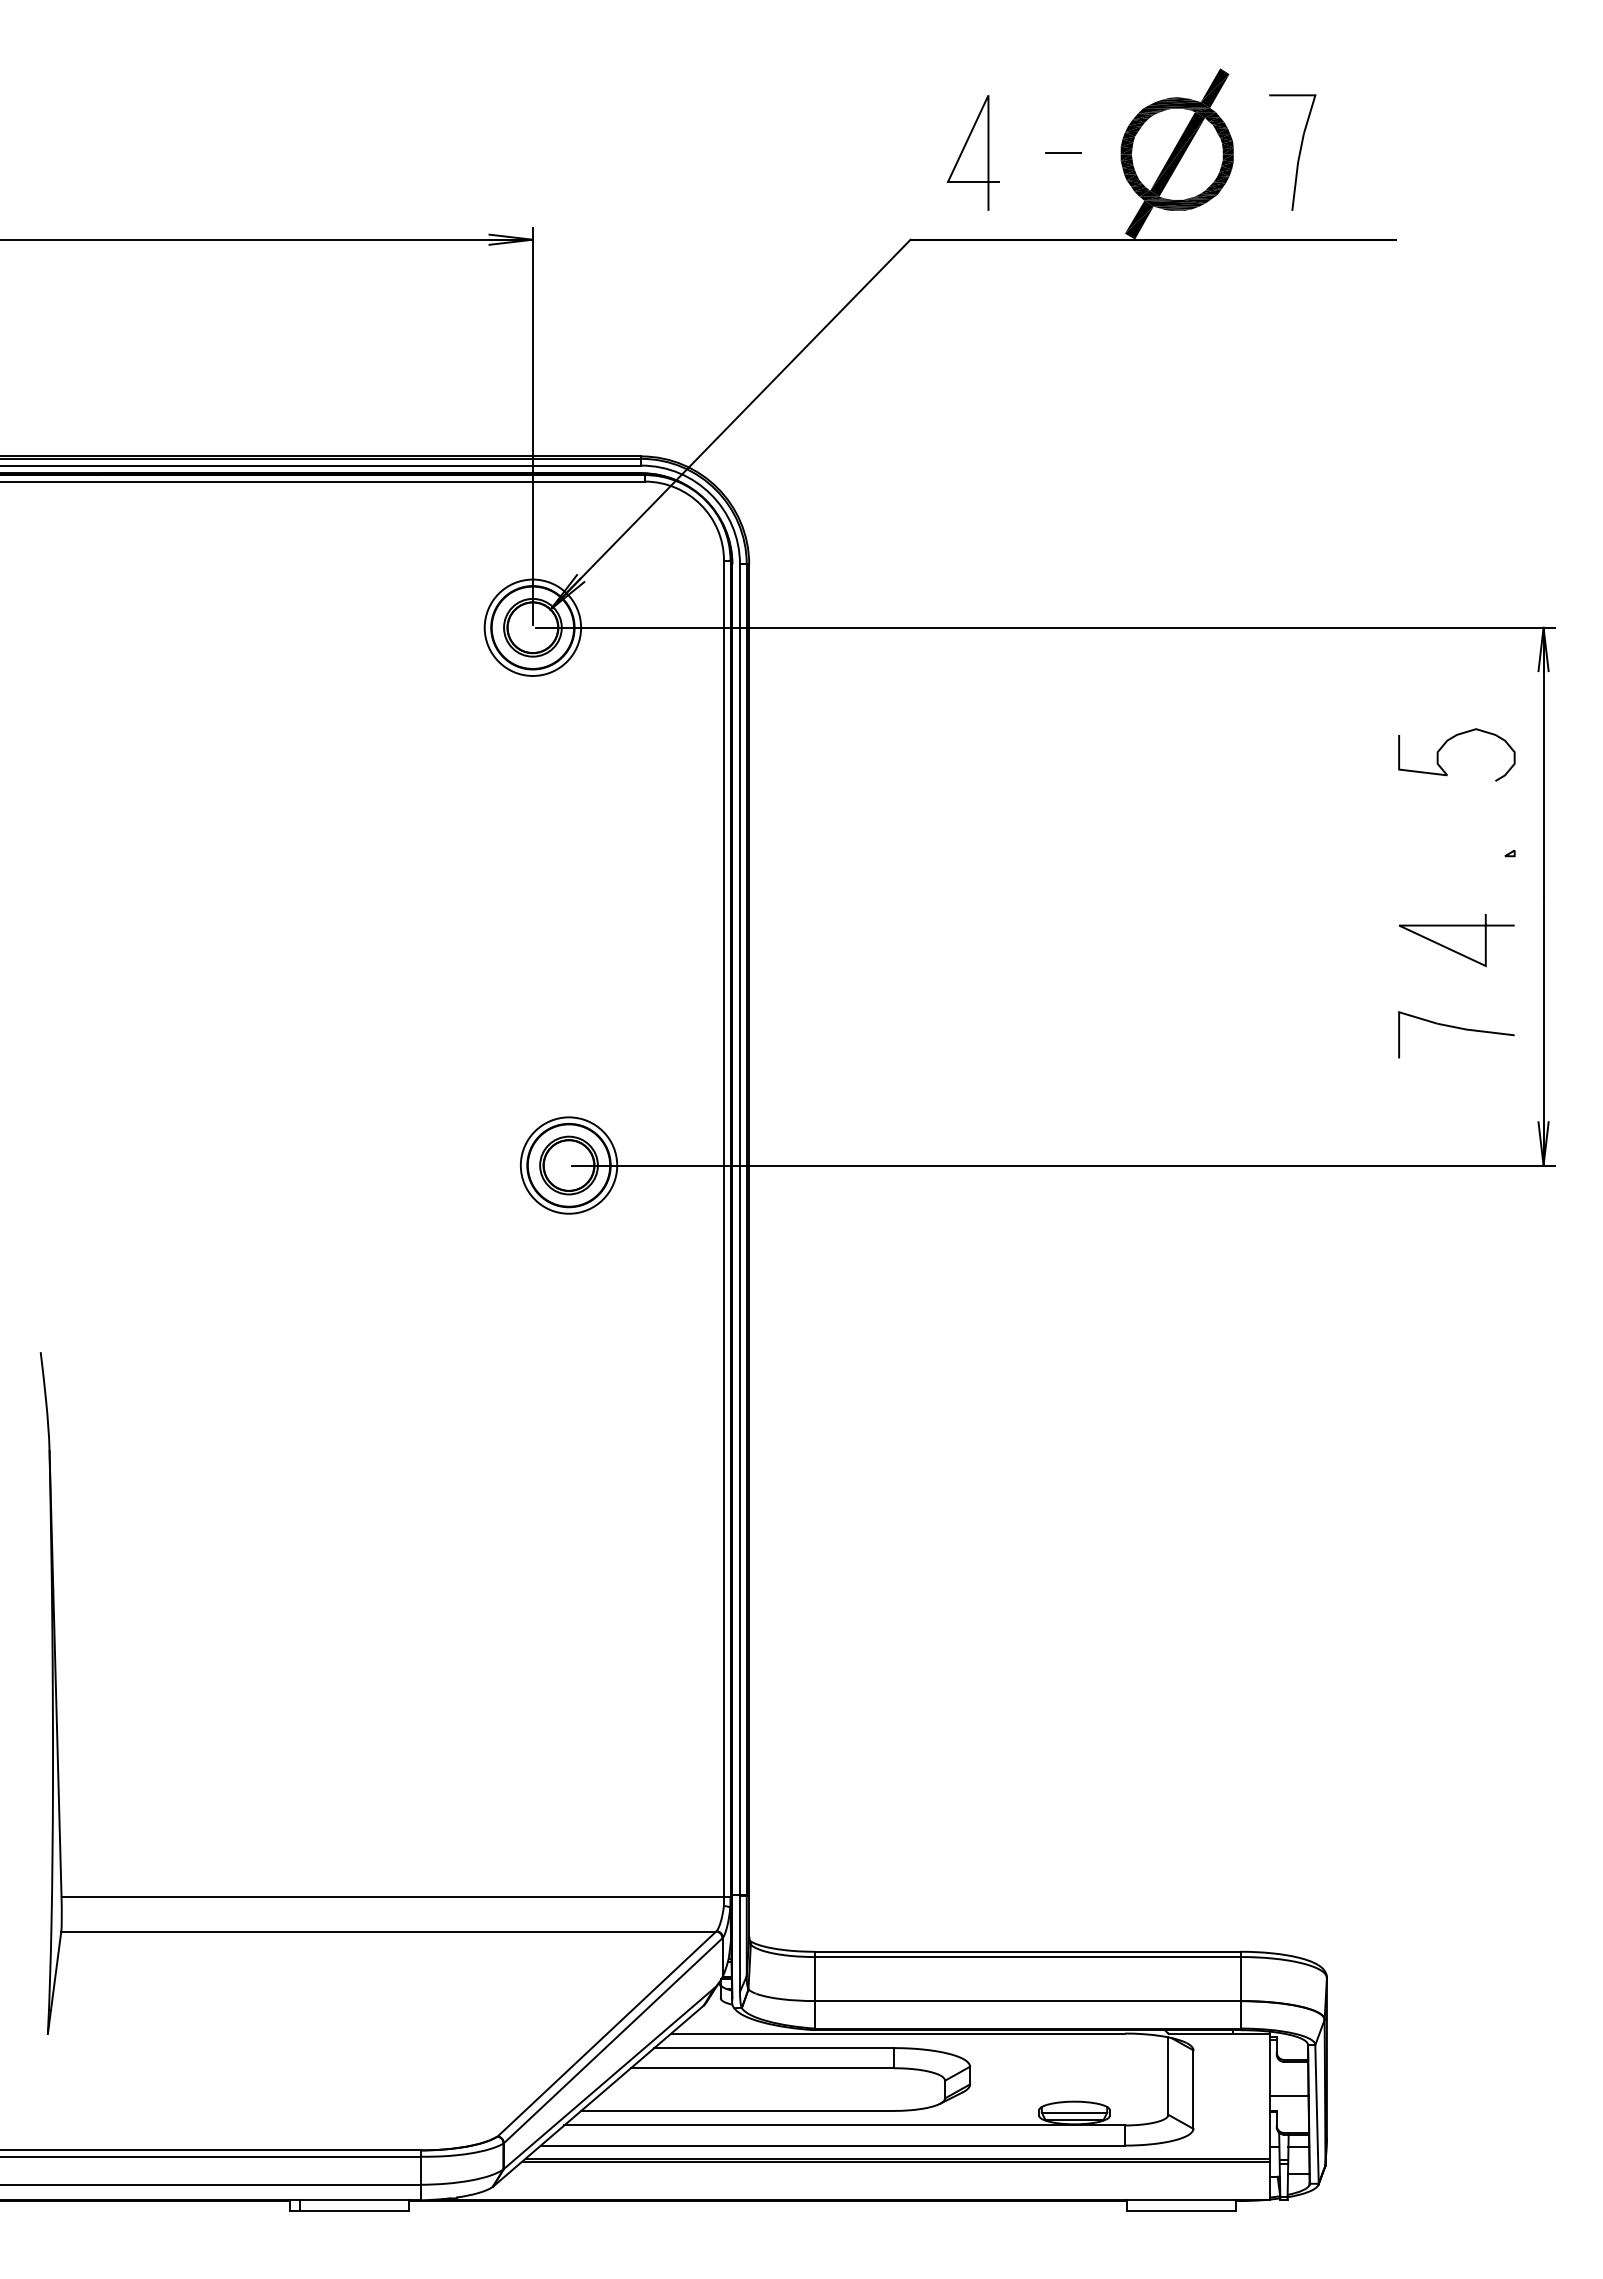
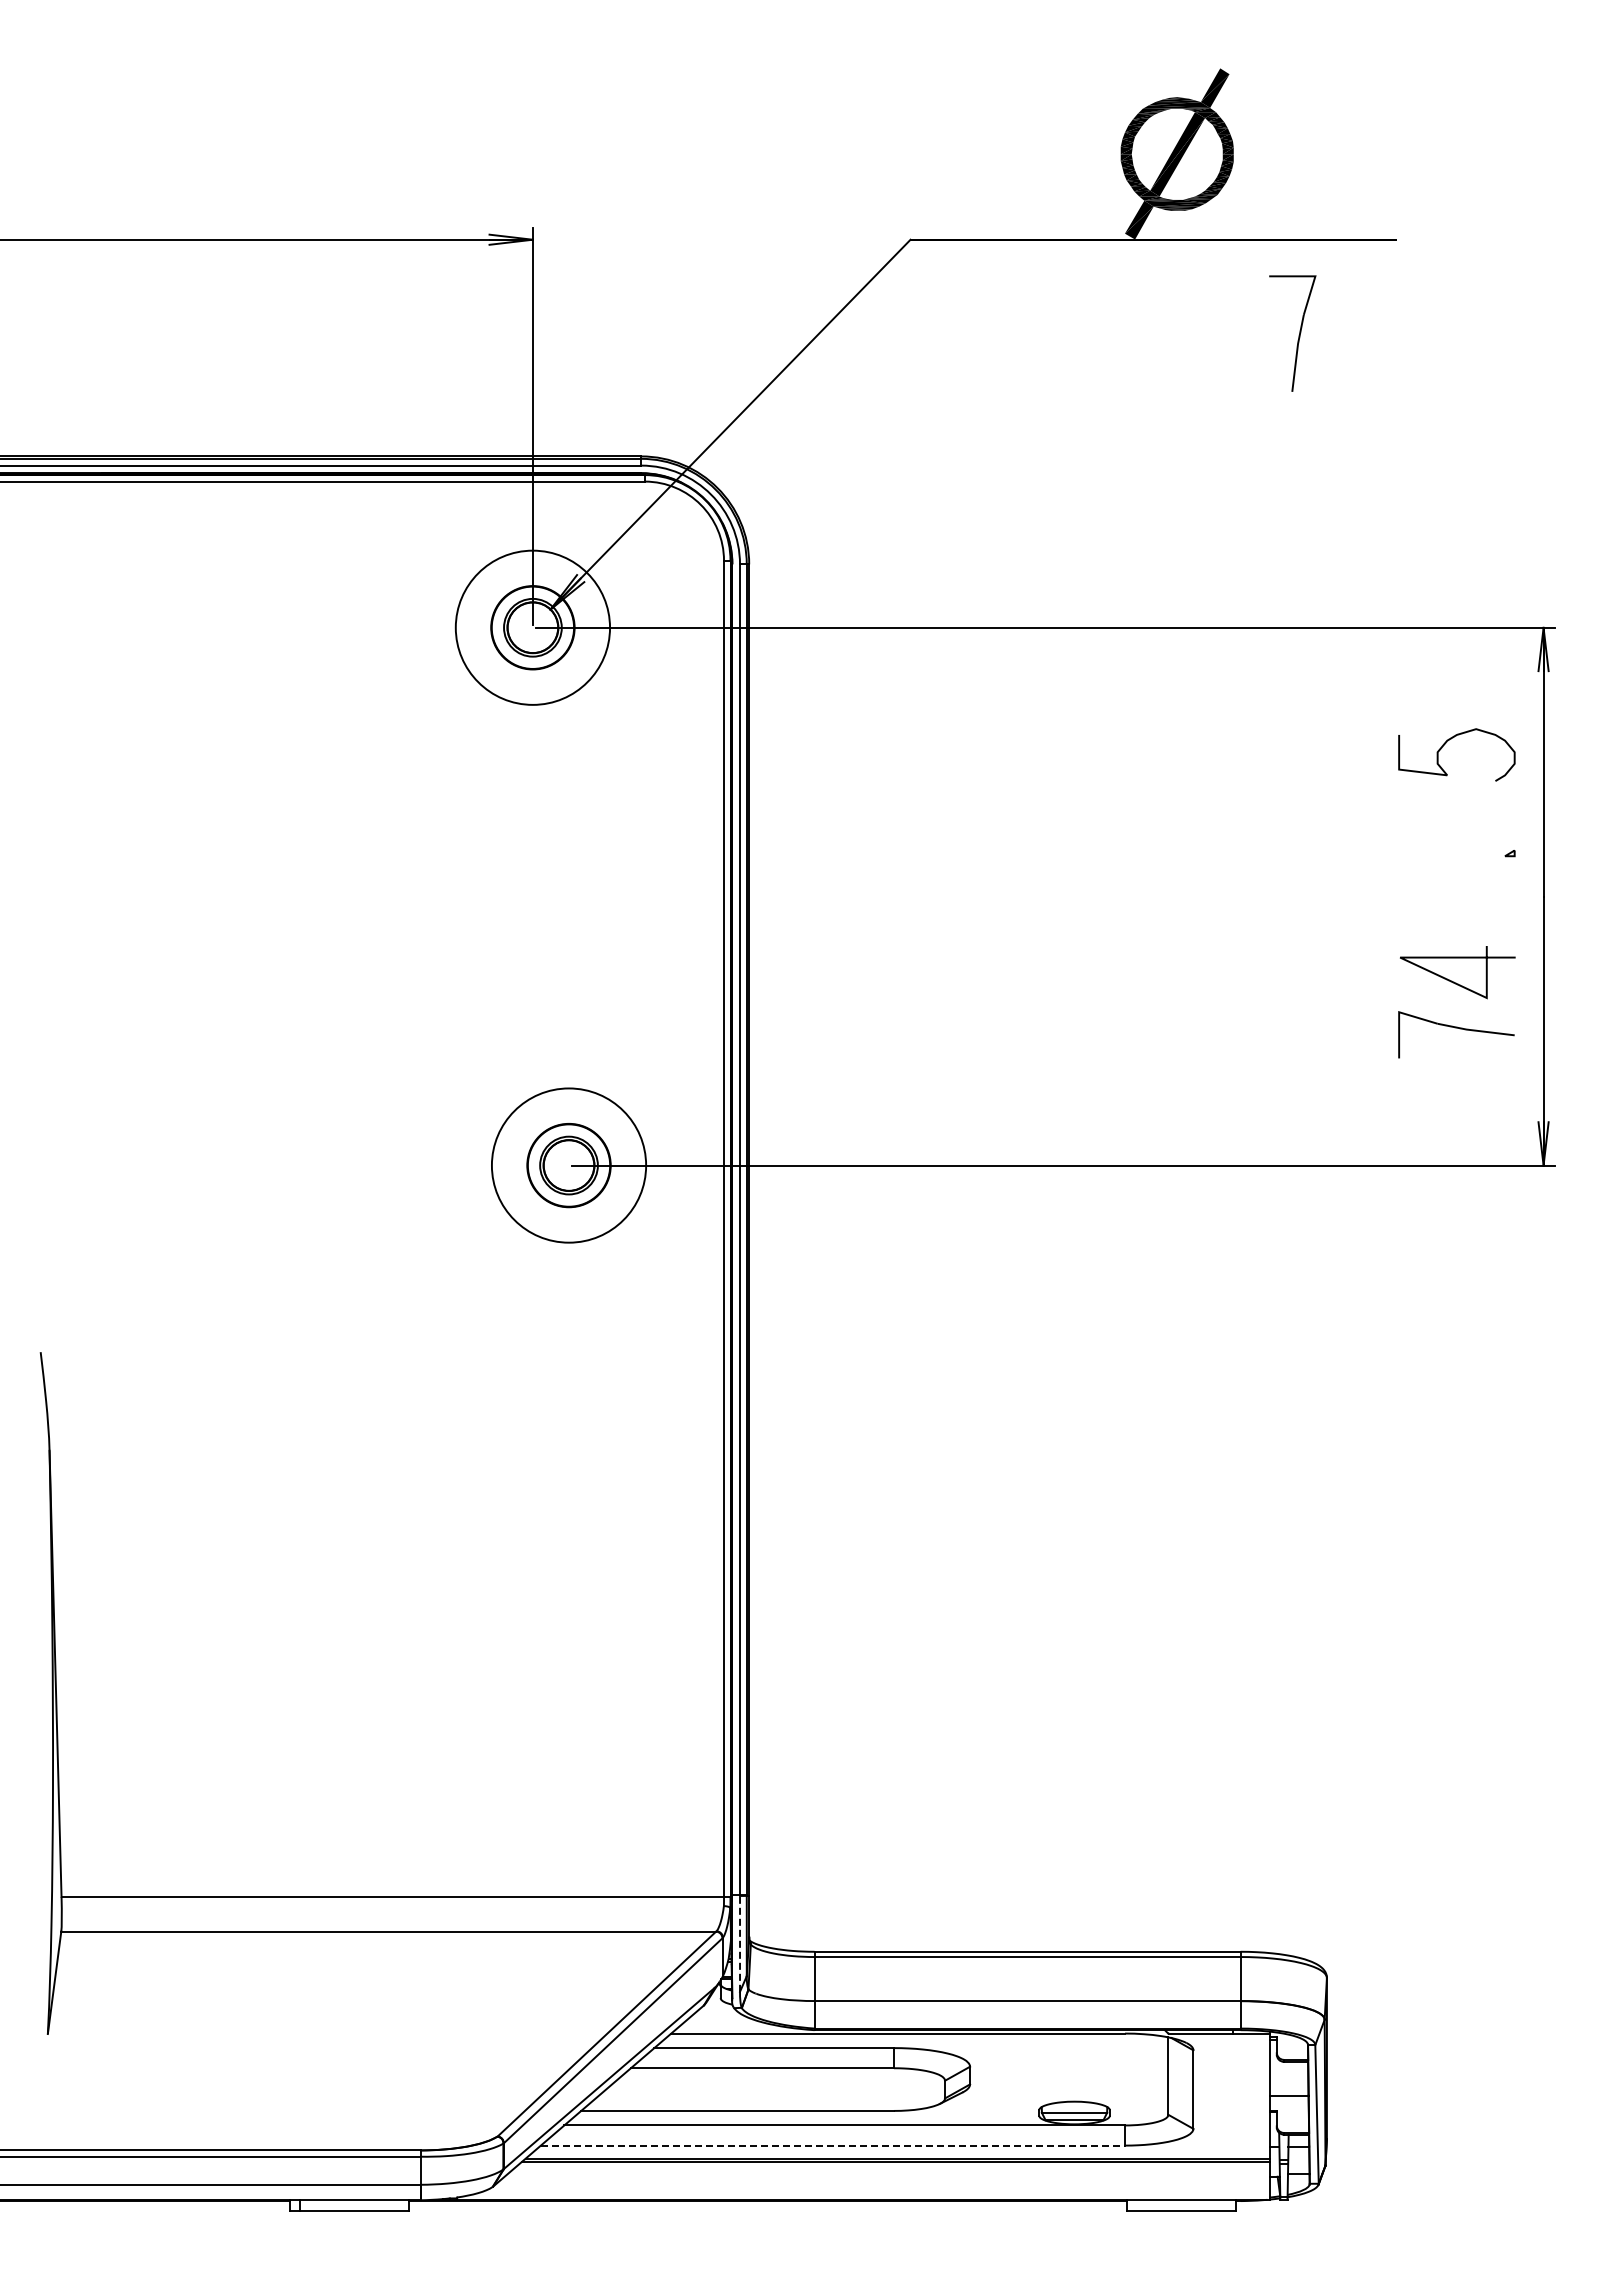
line: present -> none (964, 149)
line: present -> none (1063, 153)
part position: (1298, 154) -> (1298, 335) (1298, 335)
circle diameter: 96 px -> 154 px (532, 627)
line position: (1453, 949) -> (1454, 981) (1454, 981)
circle diameter: 96 px -> 154 px (568, 1165)
line: solid -> dashed (740, 1943)
line: solid -> dashed (833, 2145)
